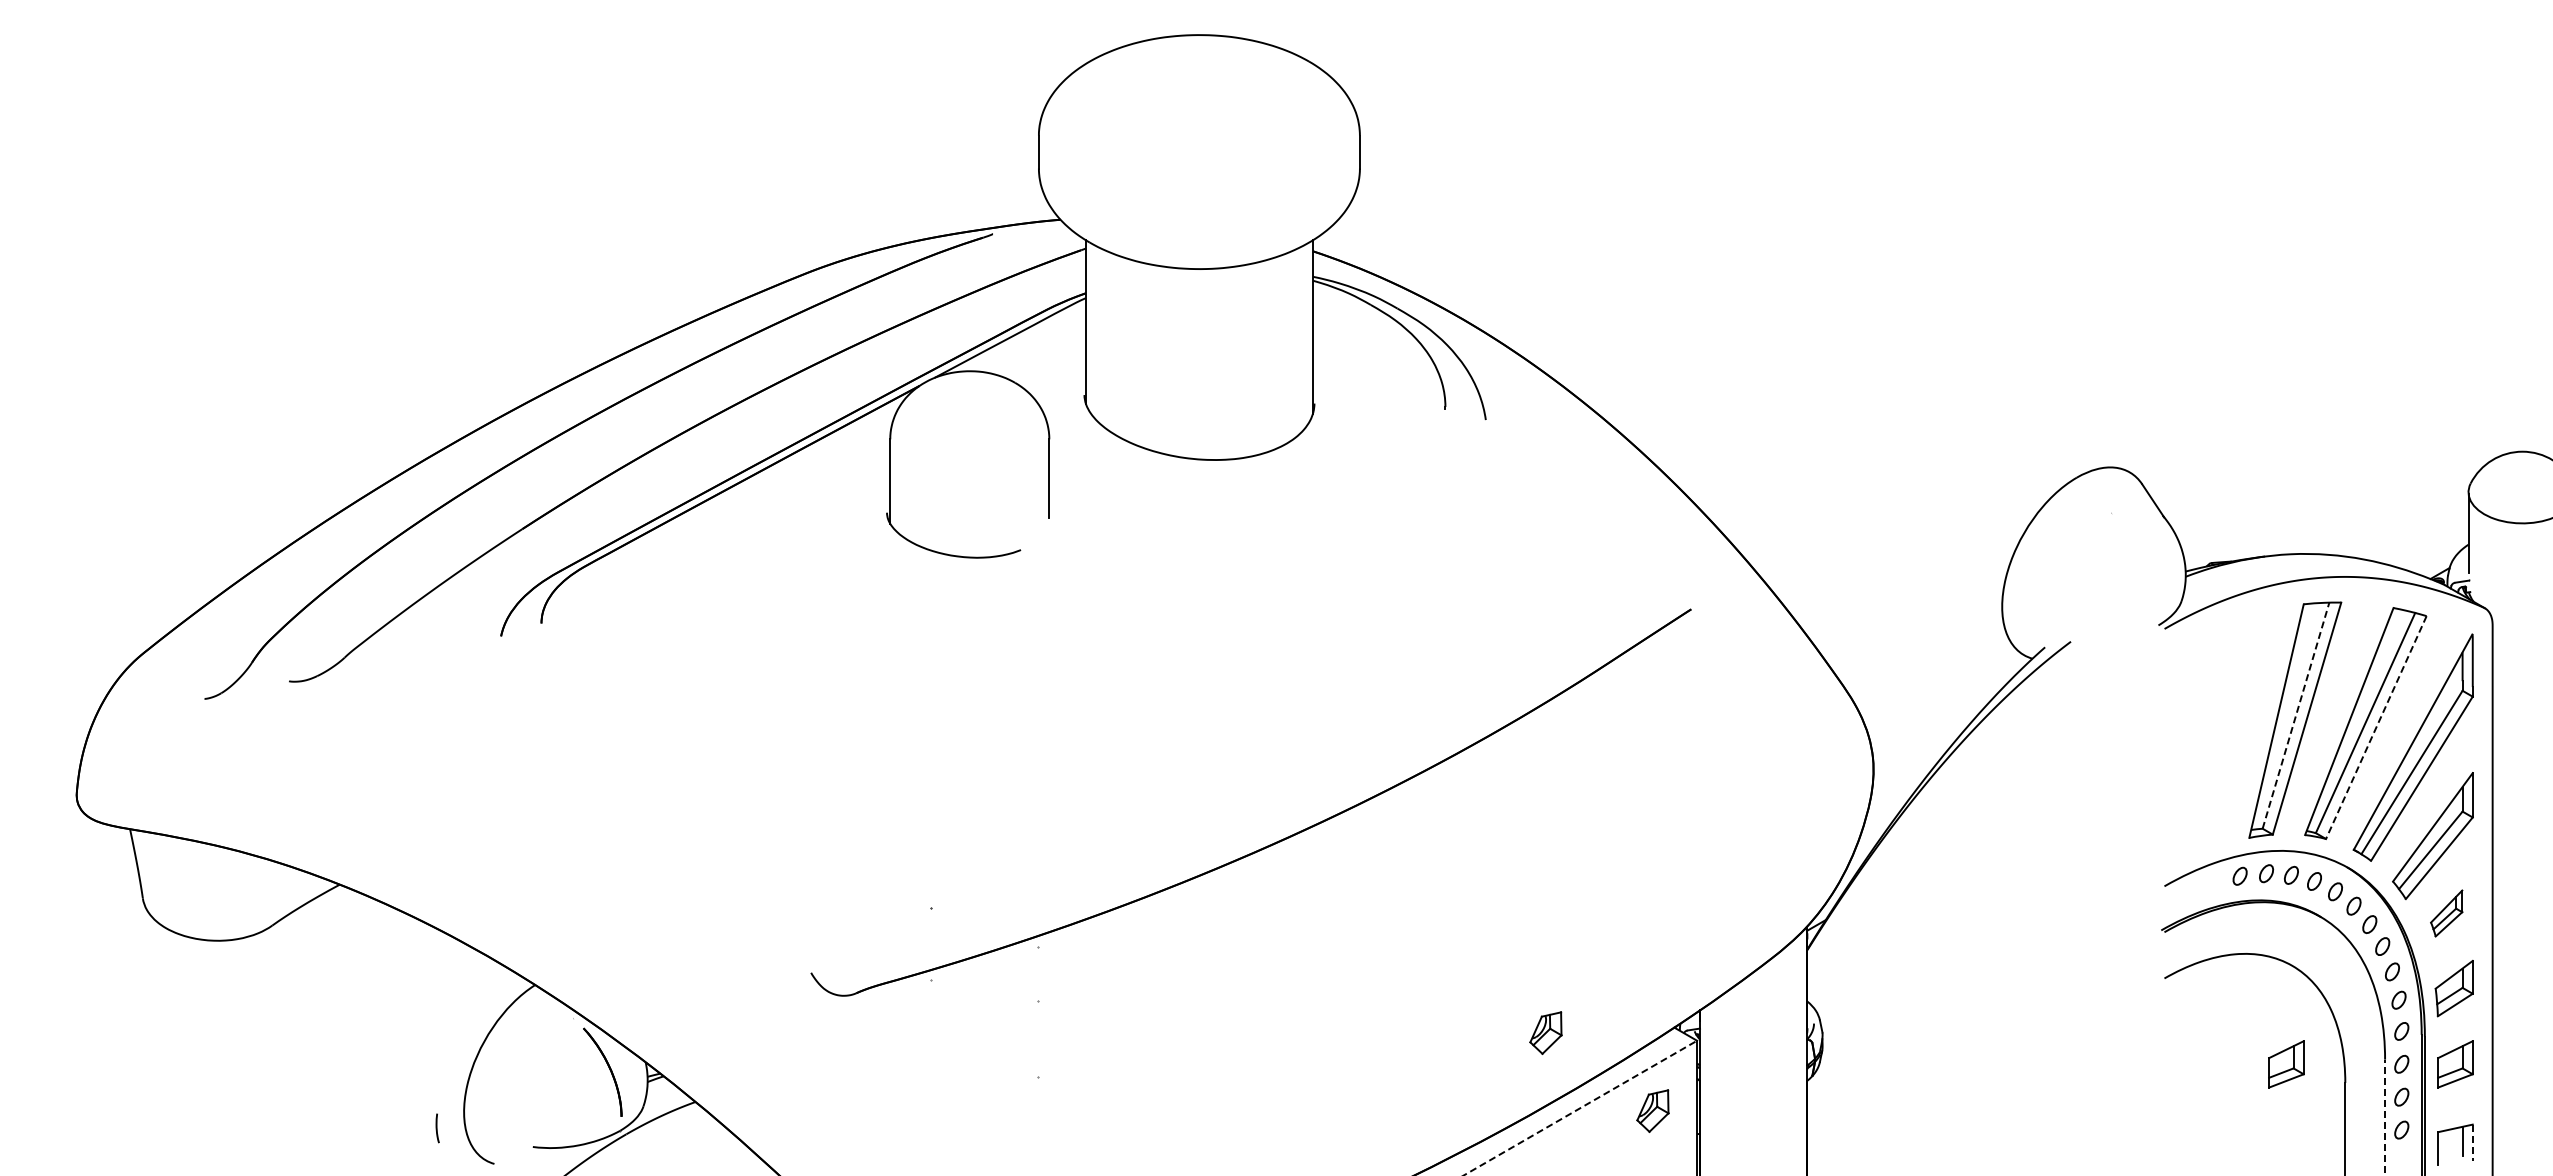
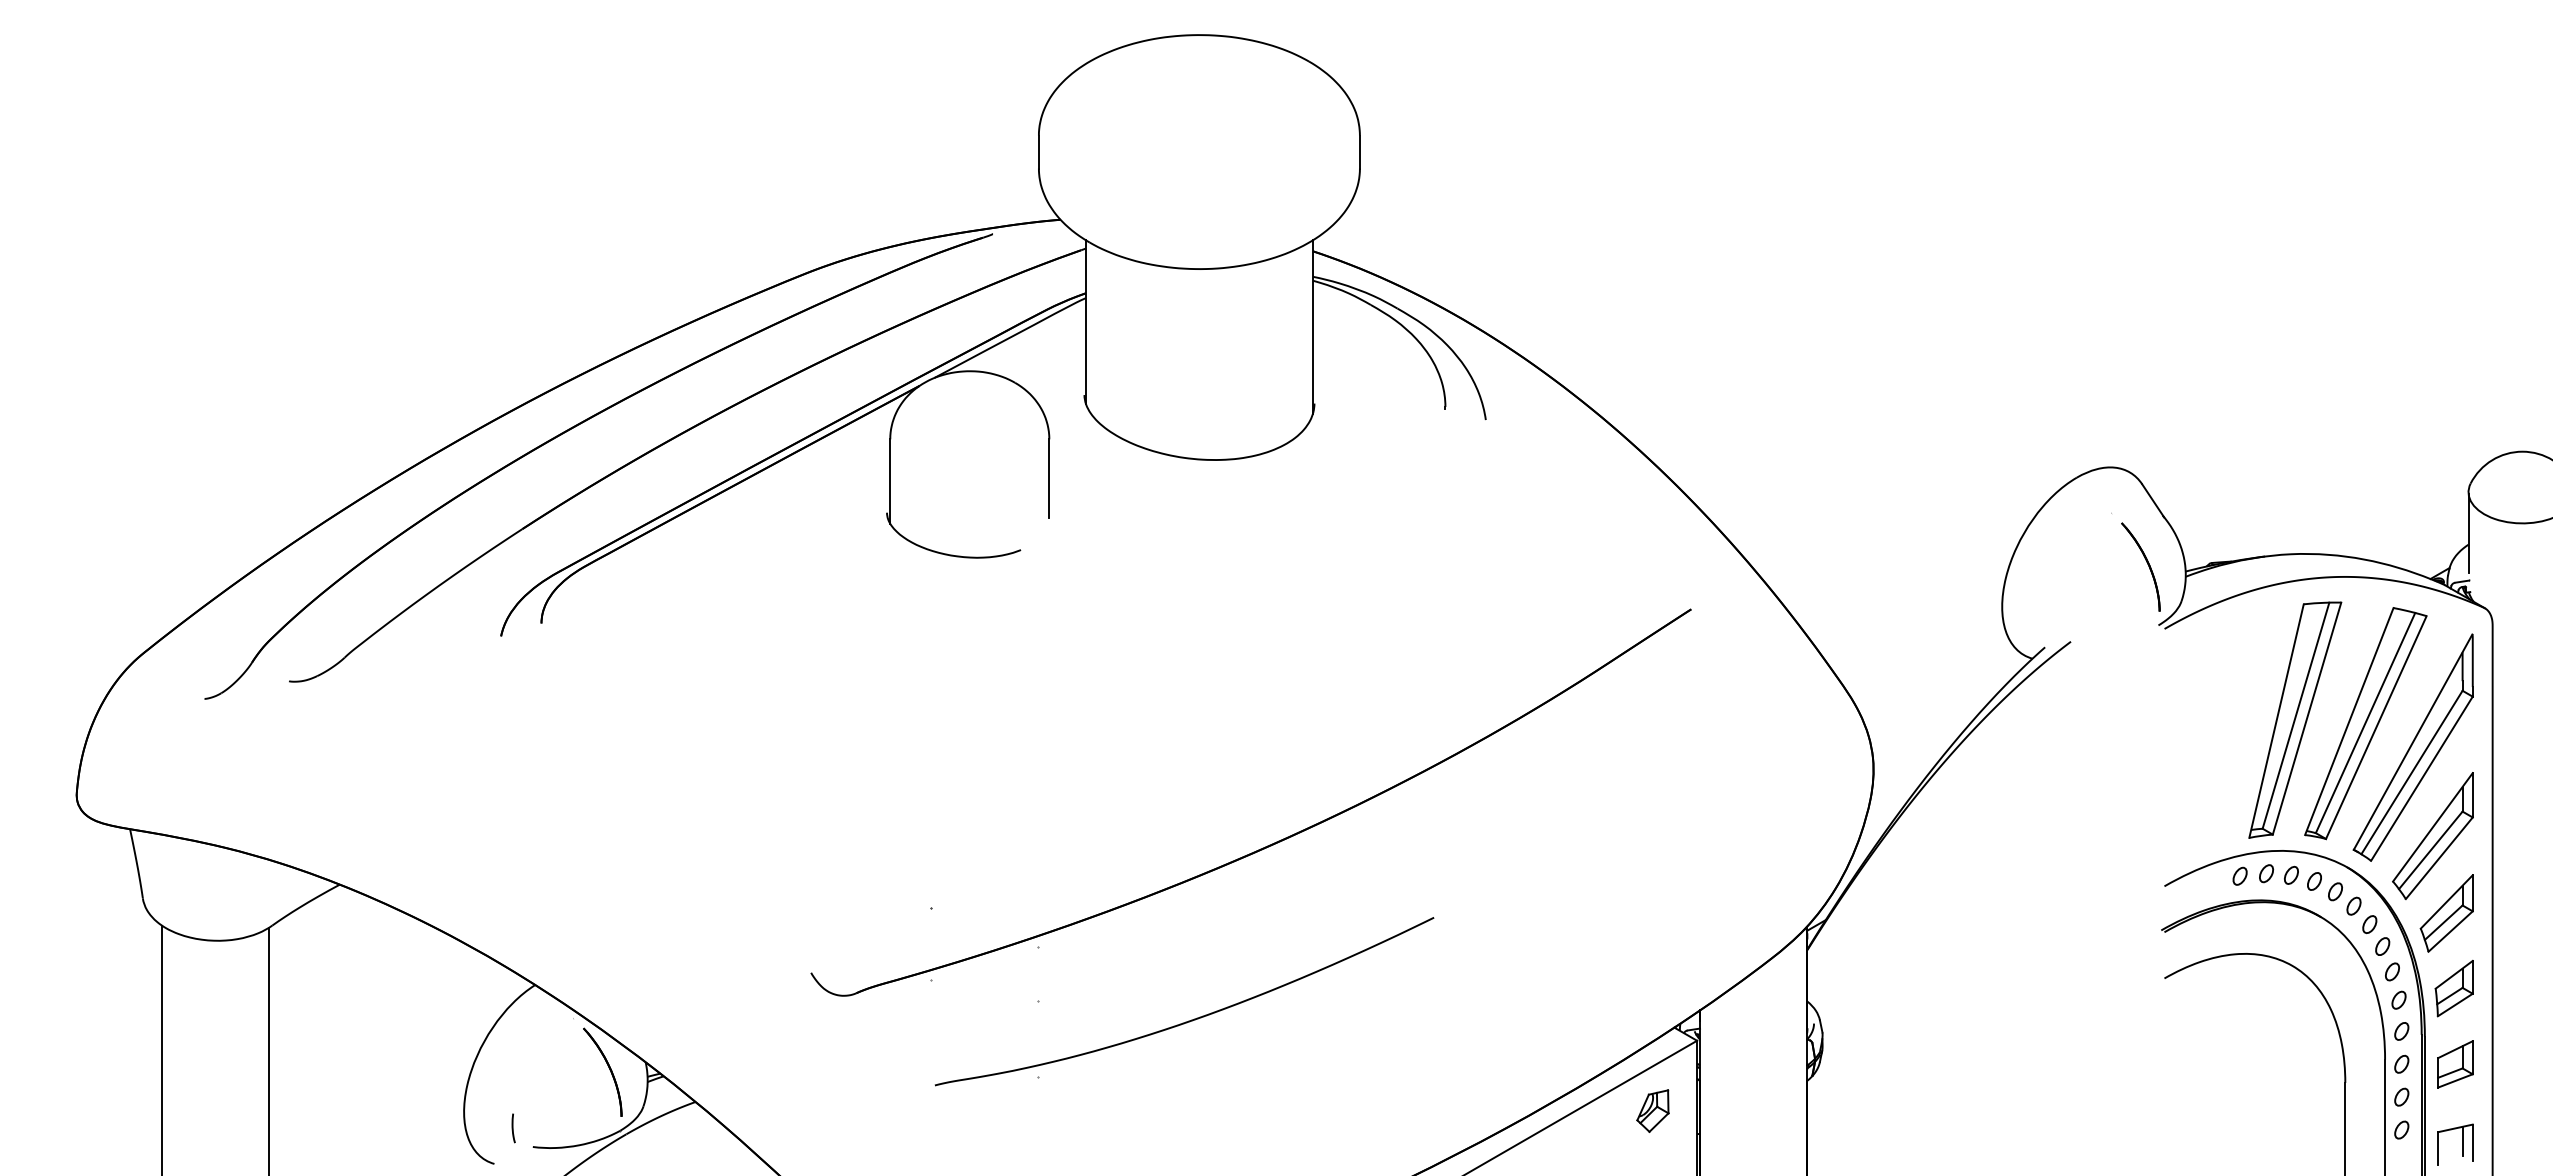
part: none -> present (2146, 562)
line: dashed -> solid (2296, 715)
line: dashed -> solid (2376, 728)
part size: 34x49 px -> 55x79 px (2446, 913)
part: none -> present (1191, 1019)
part: present -> none (1545, 1032)
line: none -> present (161, 1048)
line: none -> present (268, 1049)
part: present -> none (2286, 1064)
line: dashed -> solid (1580, 1108)
line: dashed -> solid (2385, 1117)
line position: (437, 1128) -> (513, 1128) (513, 1128)
line: dashed -> solid (2472, 1143)
